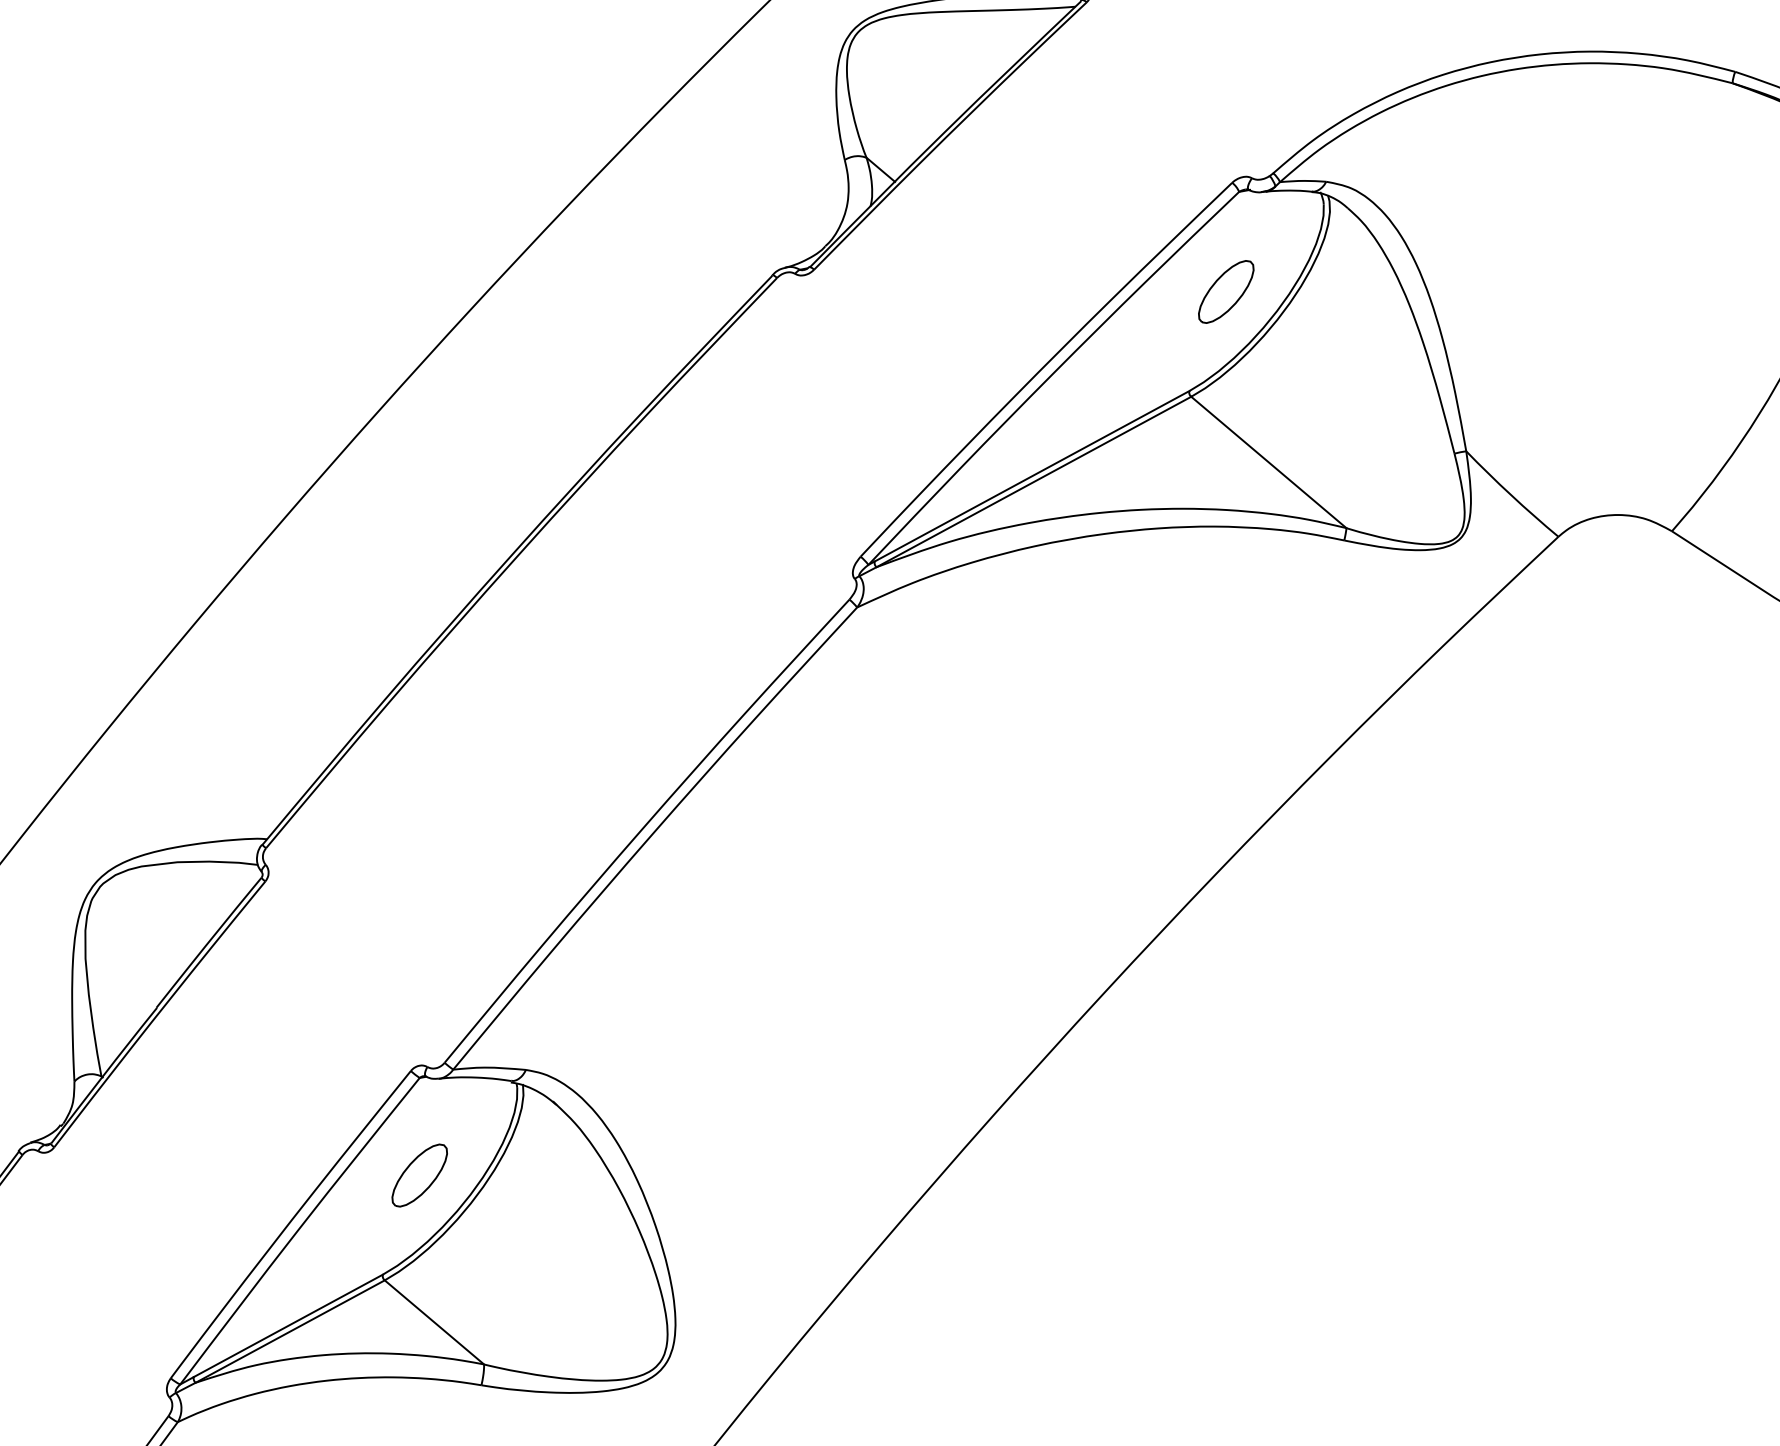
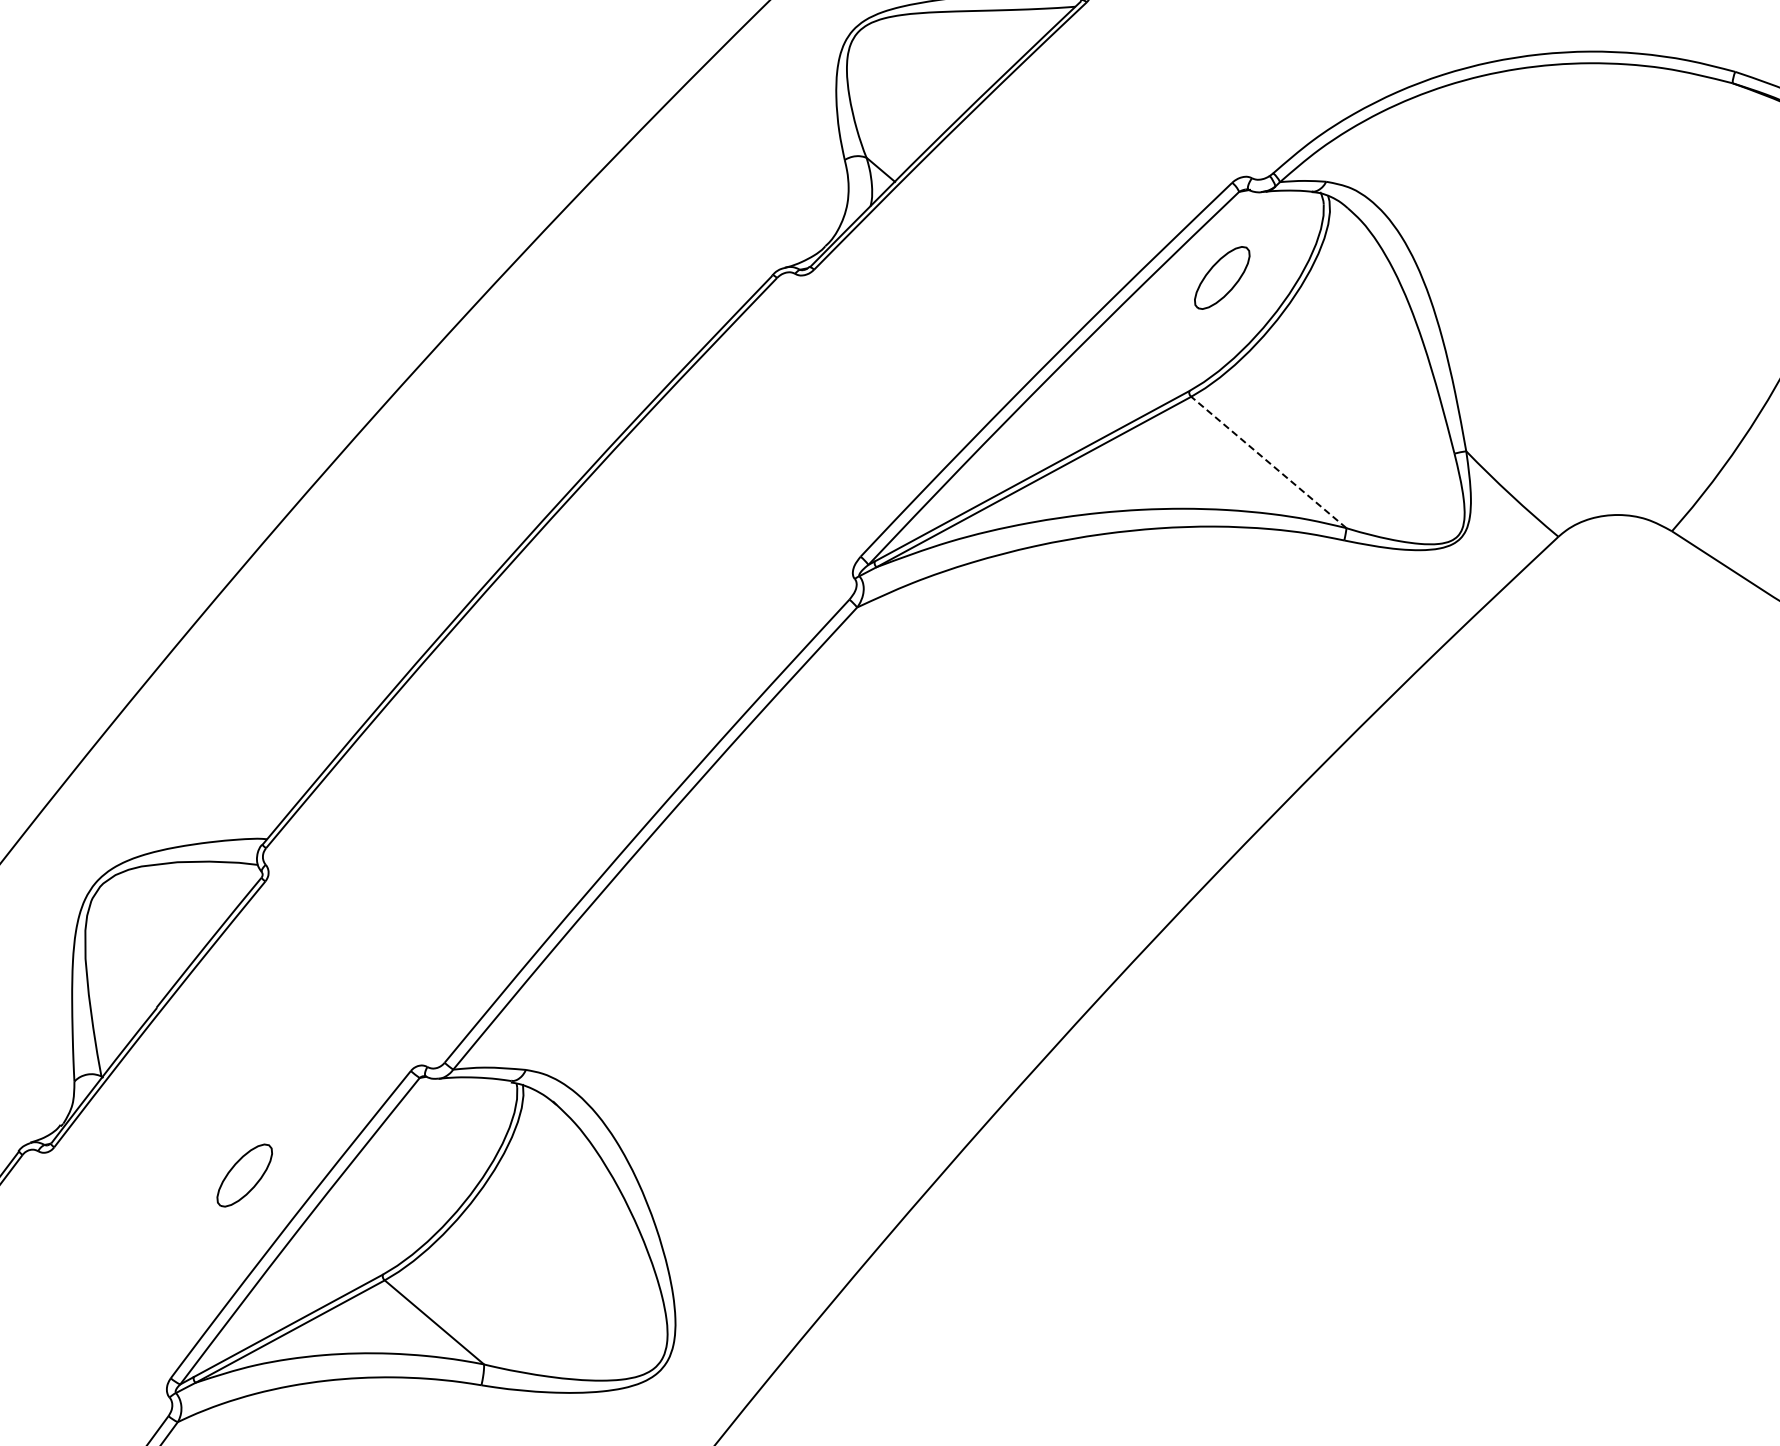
part position: (1226, 291) -> (1222, 277) (1222, 277)
line: solid -> dashed (1268, 462)
part position: (419, 1175) -> (244, 1175) (244, 1175)
